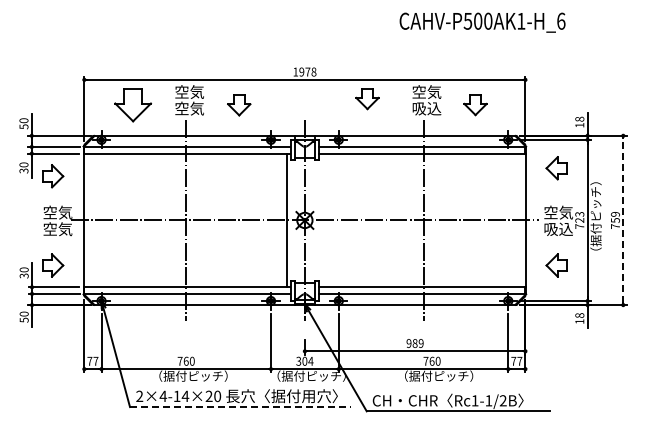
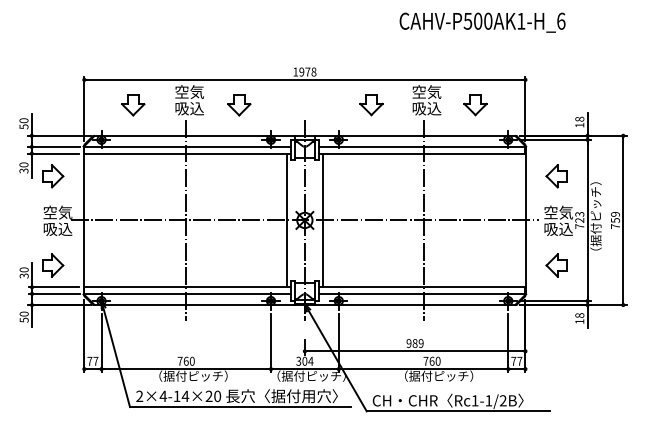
part position: (367, 99) -> (371, 105) (371, 105)
part size: 38x35 px -> 25x23 px (133, 105)
text: 空気 -> 吸込 (189, 108)
part position: (556, 168) -> (556, 176) (556, 176)
line: dashed -> solid (623, 219)
line: none -> present (322, 220)
text: 空気 -> 吸込 (57, 229)
line: dashed -> solid (240, 407)
